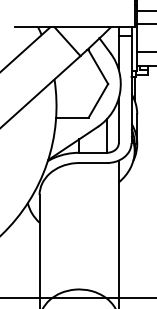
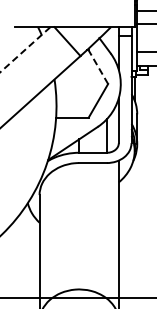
line: solid -> dashed (25, 49)
line: solid -> dashed (98, 66)
